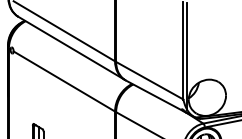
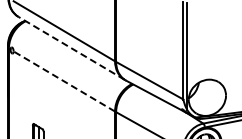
line: solid -> dashed (71, 48)
line: solid -> dashed (64, 81)
